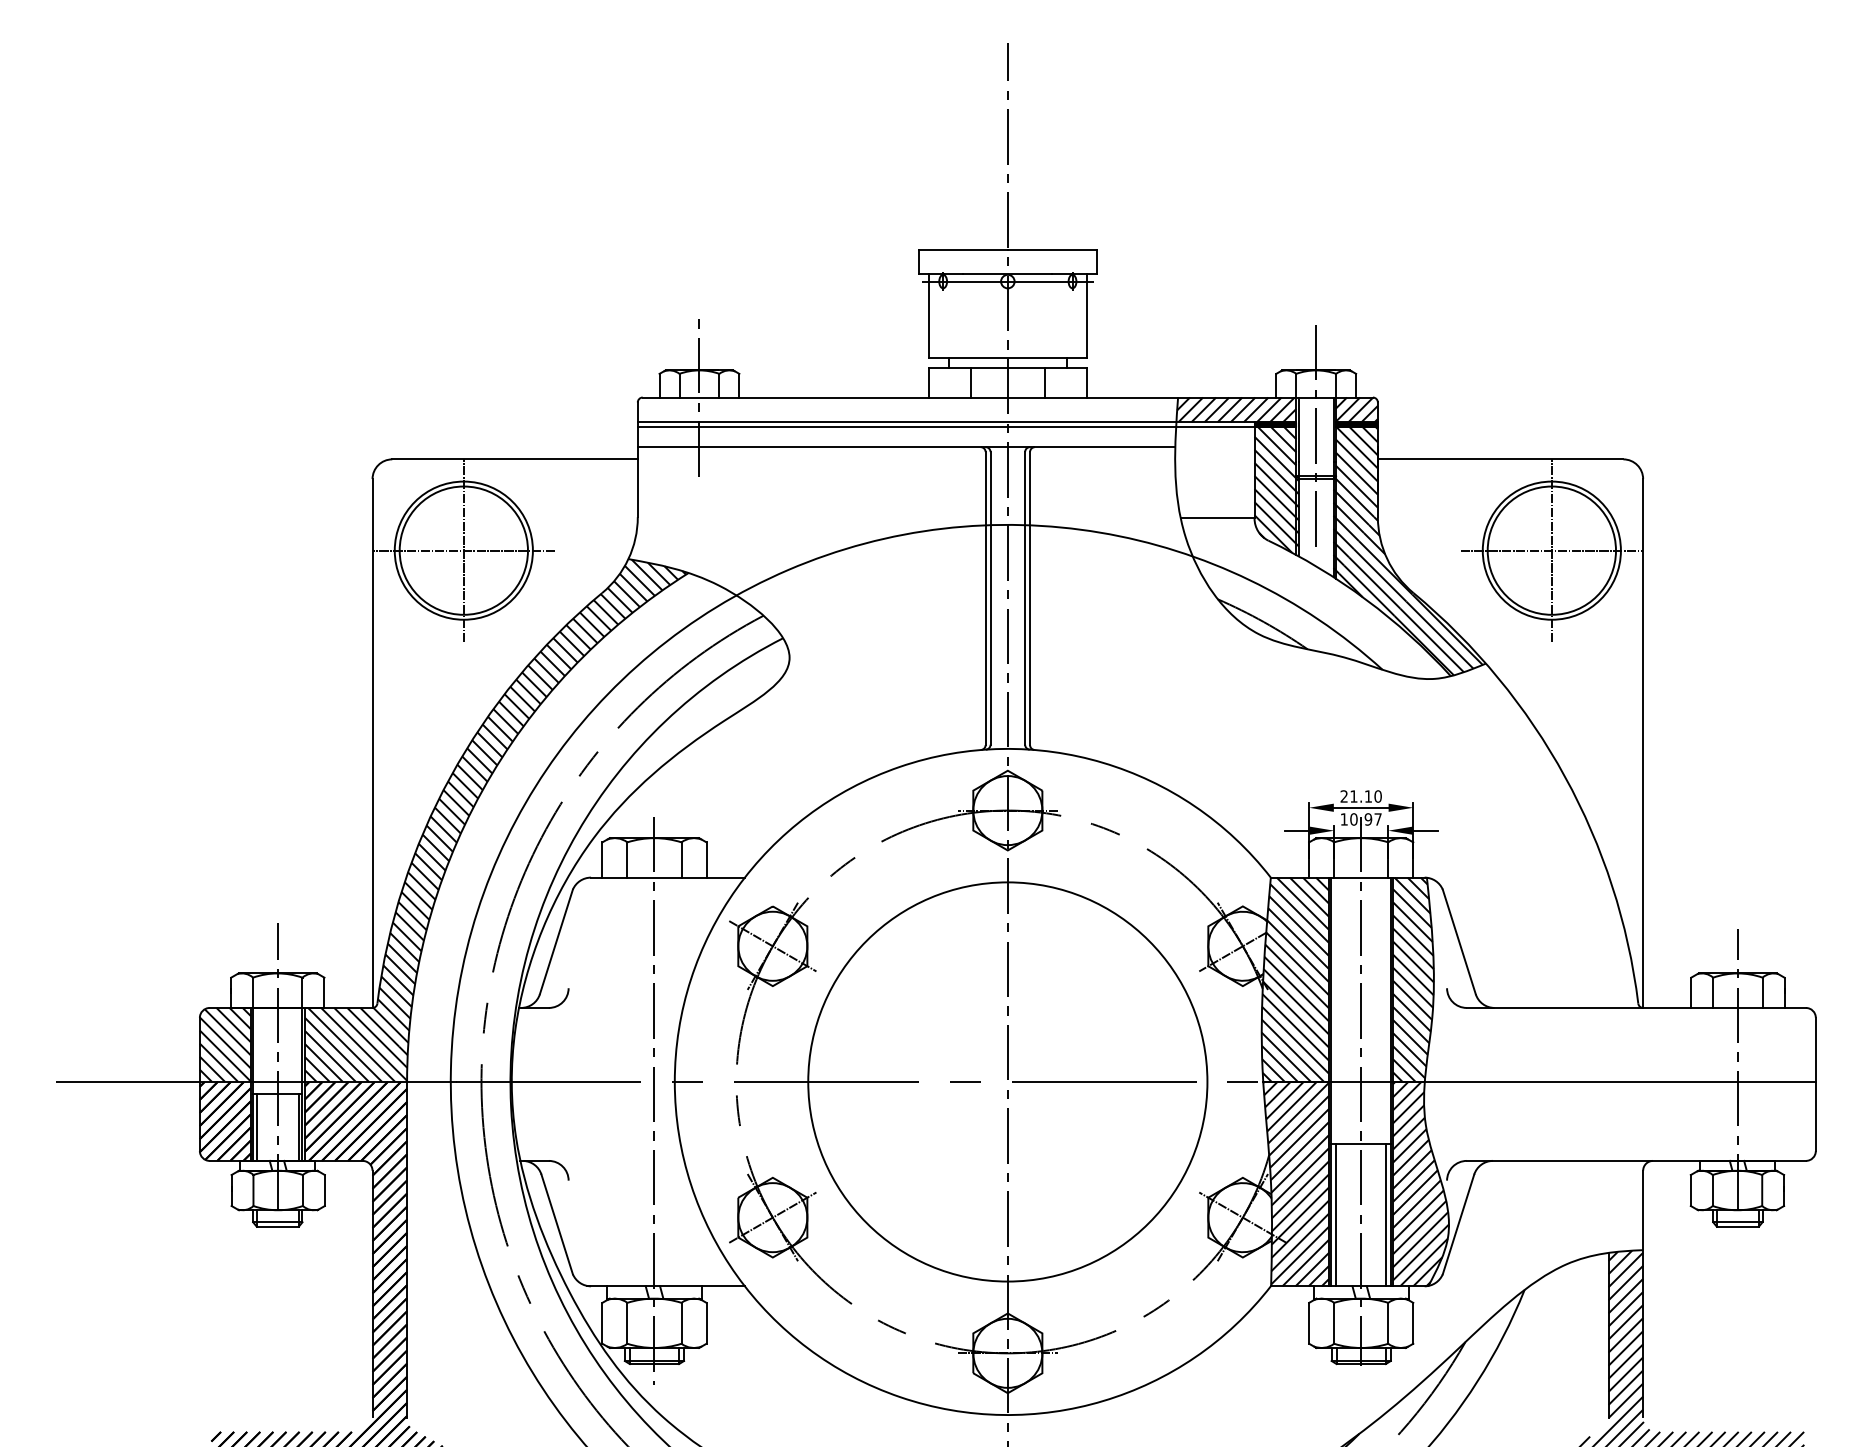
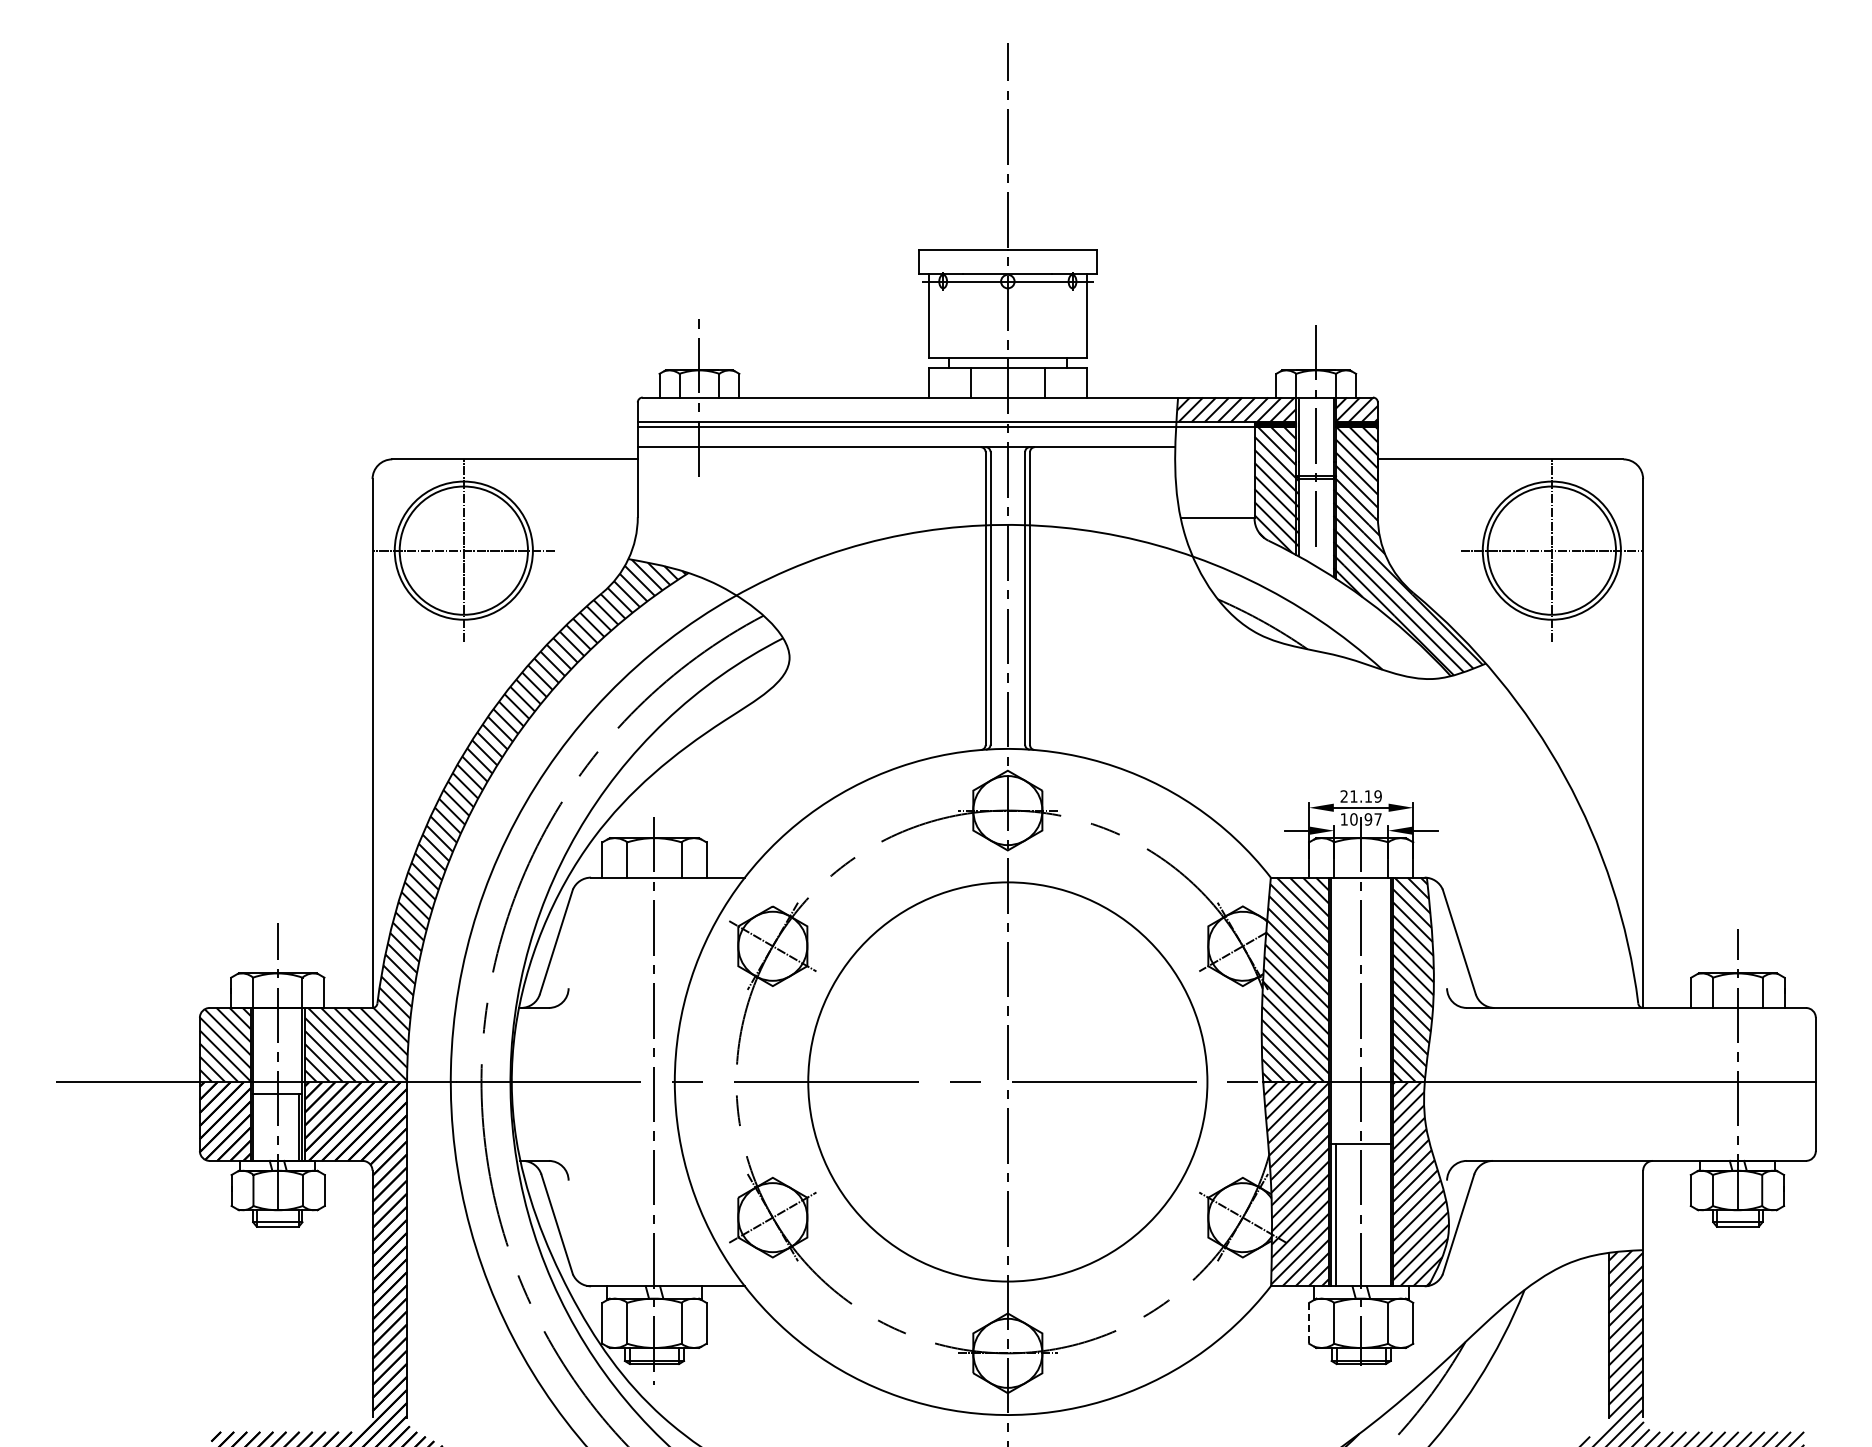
text: 21.10 -> 21.19 (1377, 796)
line: present -> none (256, 1126)
line: present -> none (1385, 1215)
line: solid -> dashed (1309, 1323)
